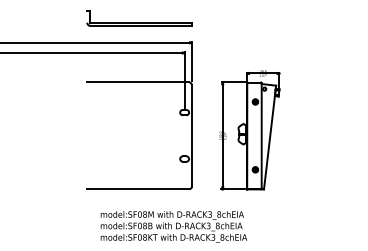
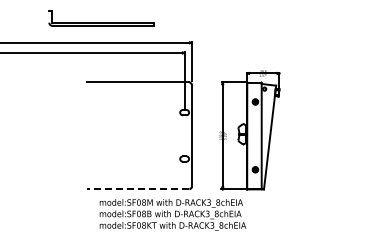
part position: (139, 18) -> (101, 18) (101, 18)
line: solid -> dashed (137, 189)
text position: (173, 226) -> (172, 214) (172, 214)
